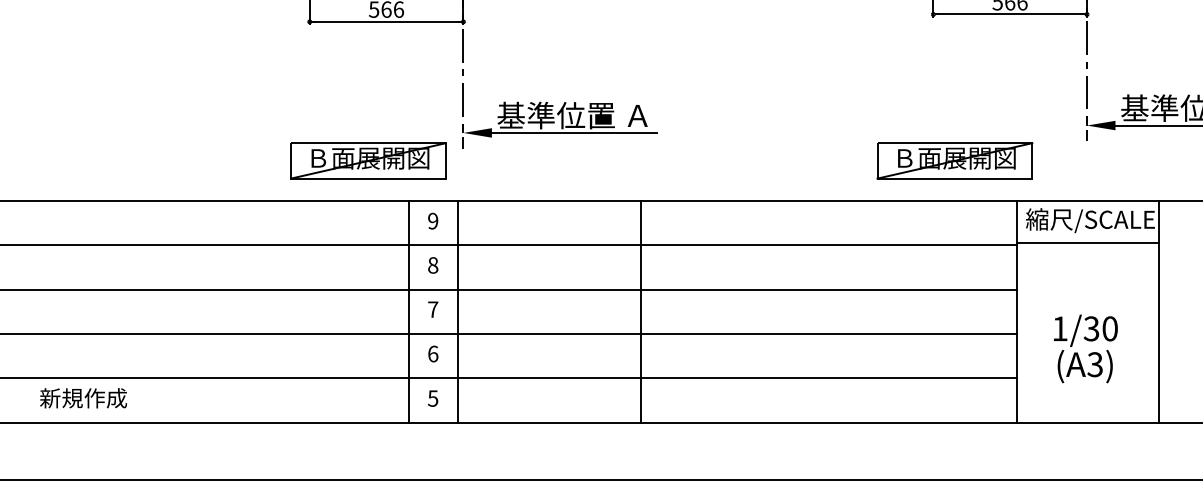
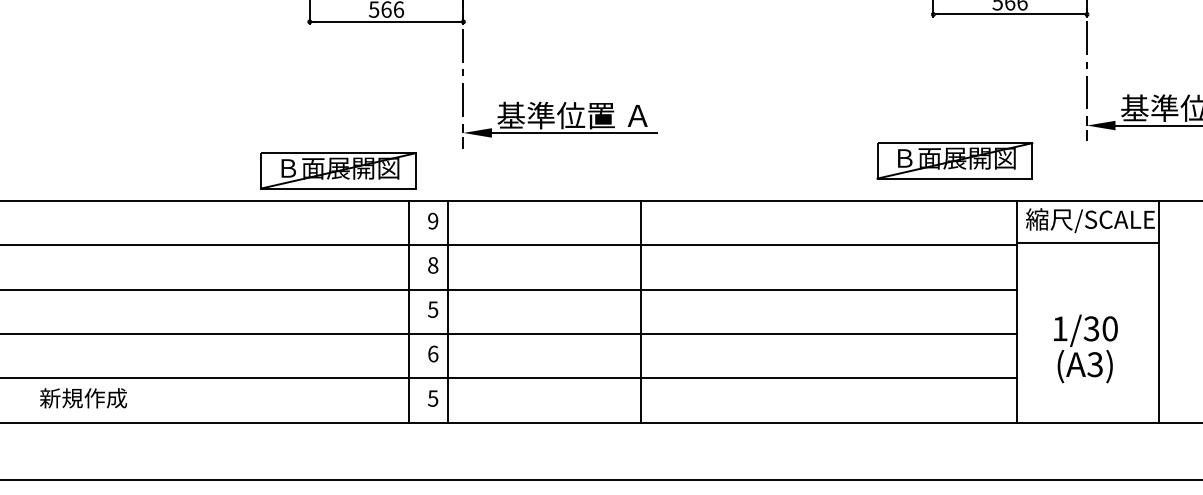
part position: (368, 160) -> (338, 170) (338, 170)
text: 7 -> 5 (433, 309)
line position: (457, 311) -> (447, 311) (447, 311)
